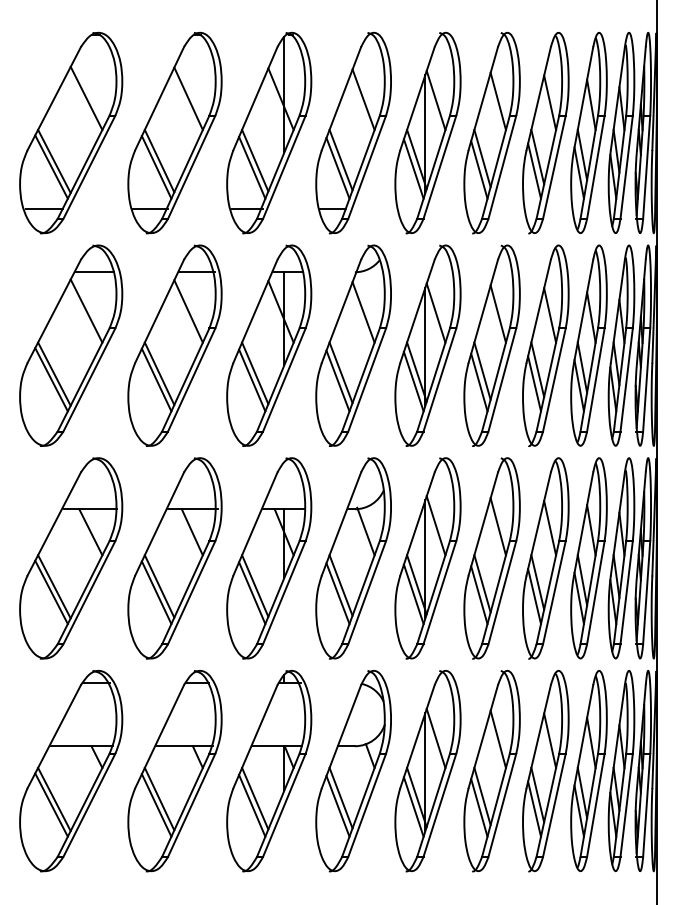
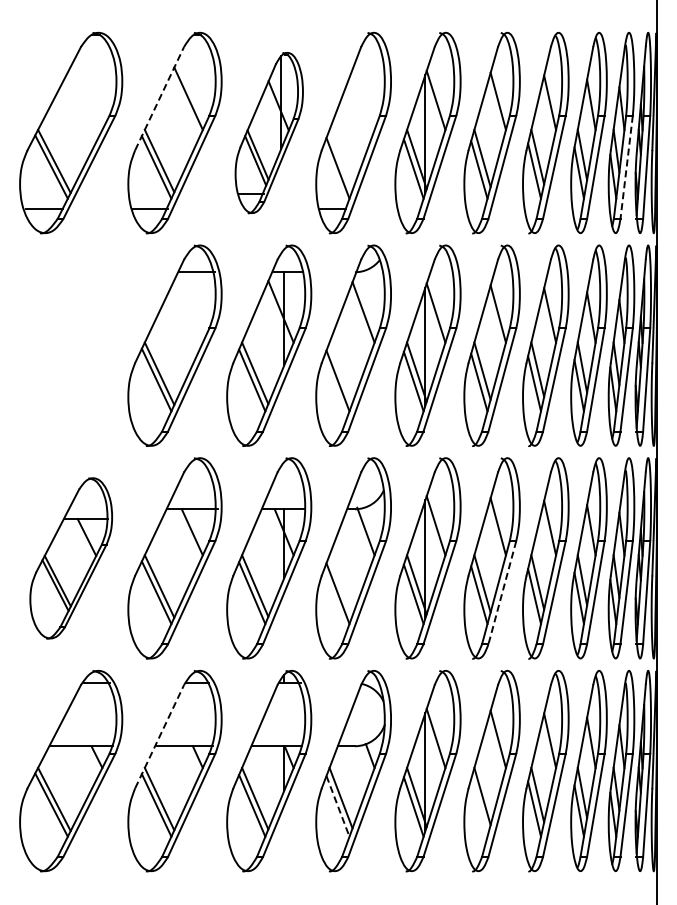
line: present -> none (86, 97)
line: solid -> dashed (159, 98)
line: present -> none (363, 99)
part size: 87x204 px -> 70x163 px (268, 133)
line: present -> none (340, 159)
line: solid -> dashed (626, 167)
line: present -> none (188, 311)
part: present -> none (71, 345)
line: present -> none (340, 372)
part size: 105x203 px -> 84x163 px (70, 558)
line: present -> none (340, 585)
line: solid -> dashed (502, 593)
line: solid -> dashed (159, 736)
line: solid -> dashed (338, 806)
line: present -> none (479, 807)
